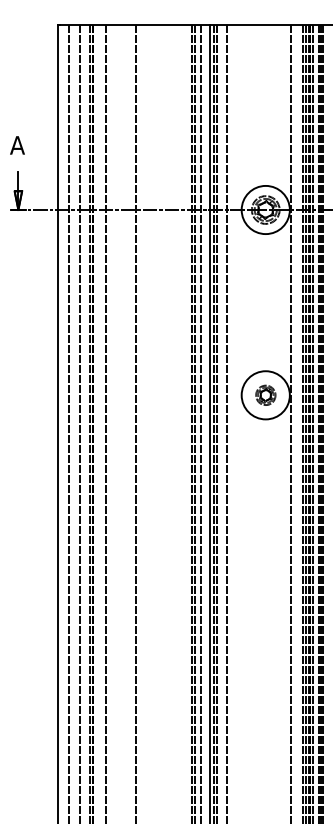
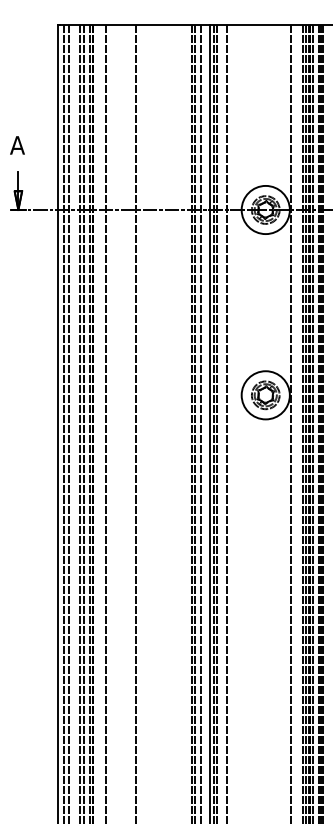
part size: 22x22 px -> 30x31 px (265, 395)
line: none -> present (63, 422)
line: none -> present (84, 422)
